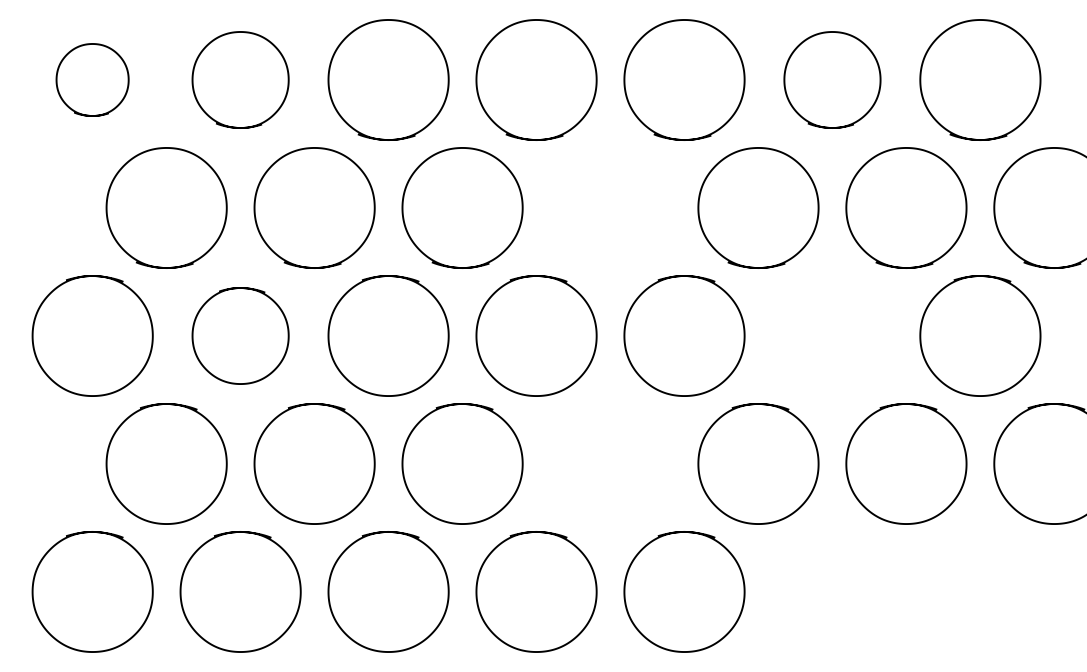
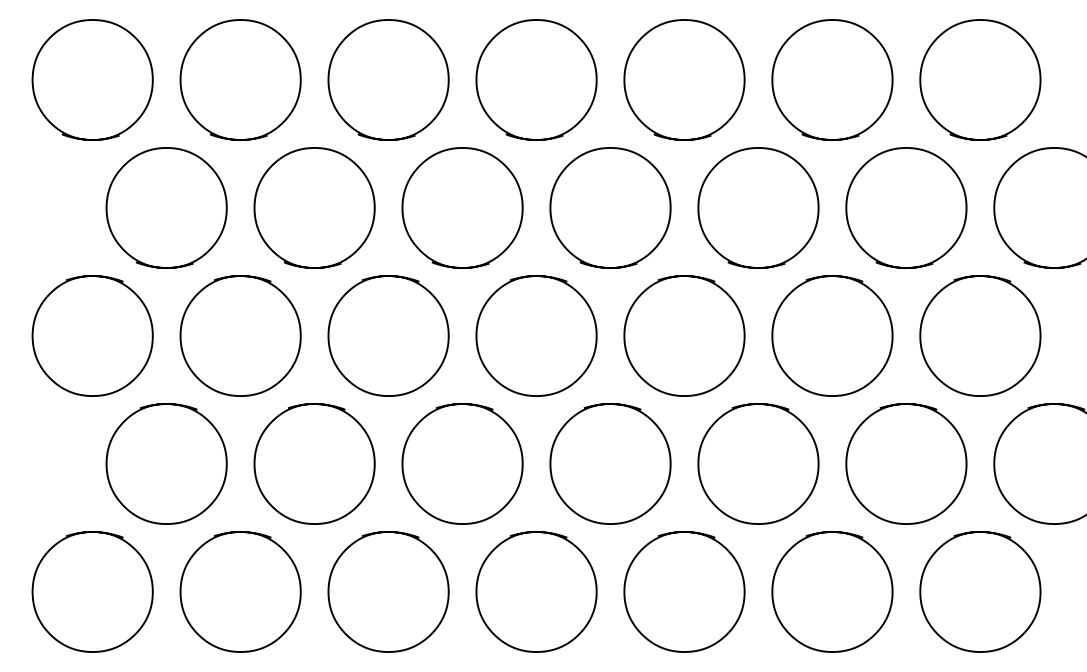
part size: 75x74 px -> 123x122 px (92, 79)
part size: 99x98 px -> 123x122 px (240, 79)
part size: 99x98 px -> 123x122 px (832, 79)
part: none -> present (610, 207)
part size: 99x98 px -> 123x122 px (240, 335)
part: none -> present (832, 335)
part: none -> present (610, 463)
part: none -> present (832, 591)
part: none -> present (980, 591)
